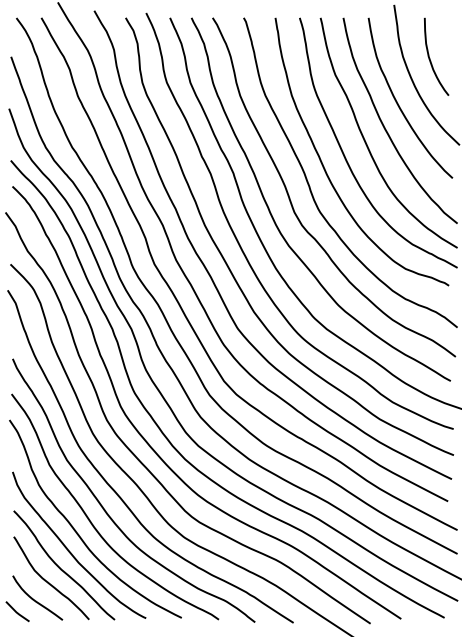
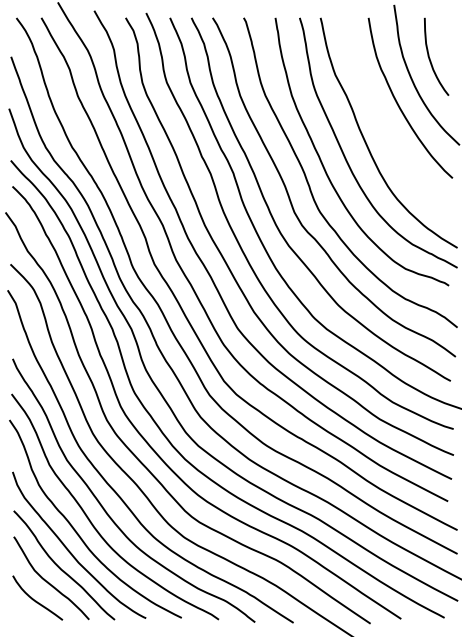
curve: present -> none (385, 127)
line: present -> none (17, 611)
